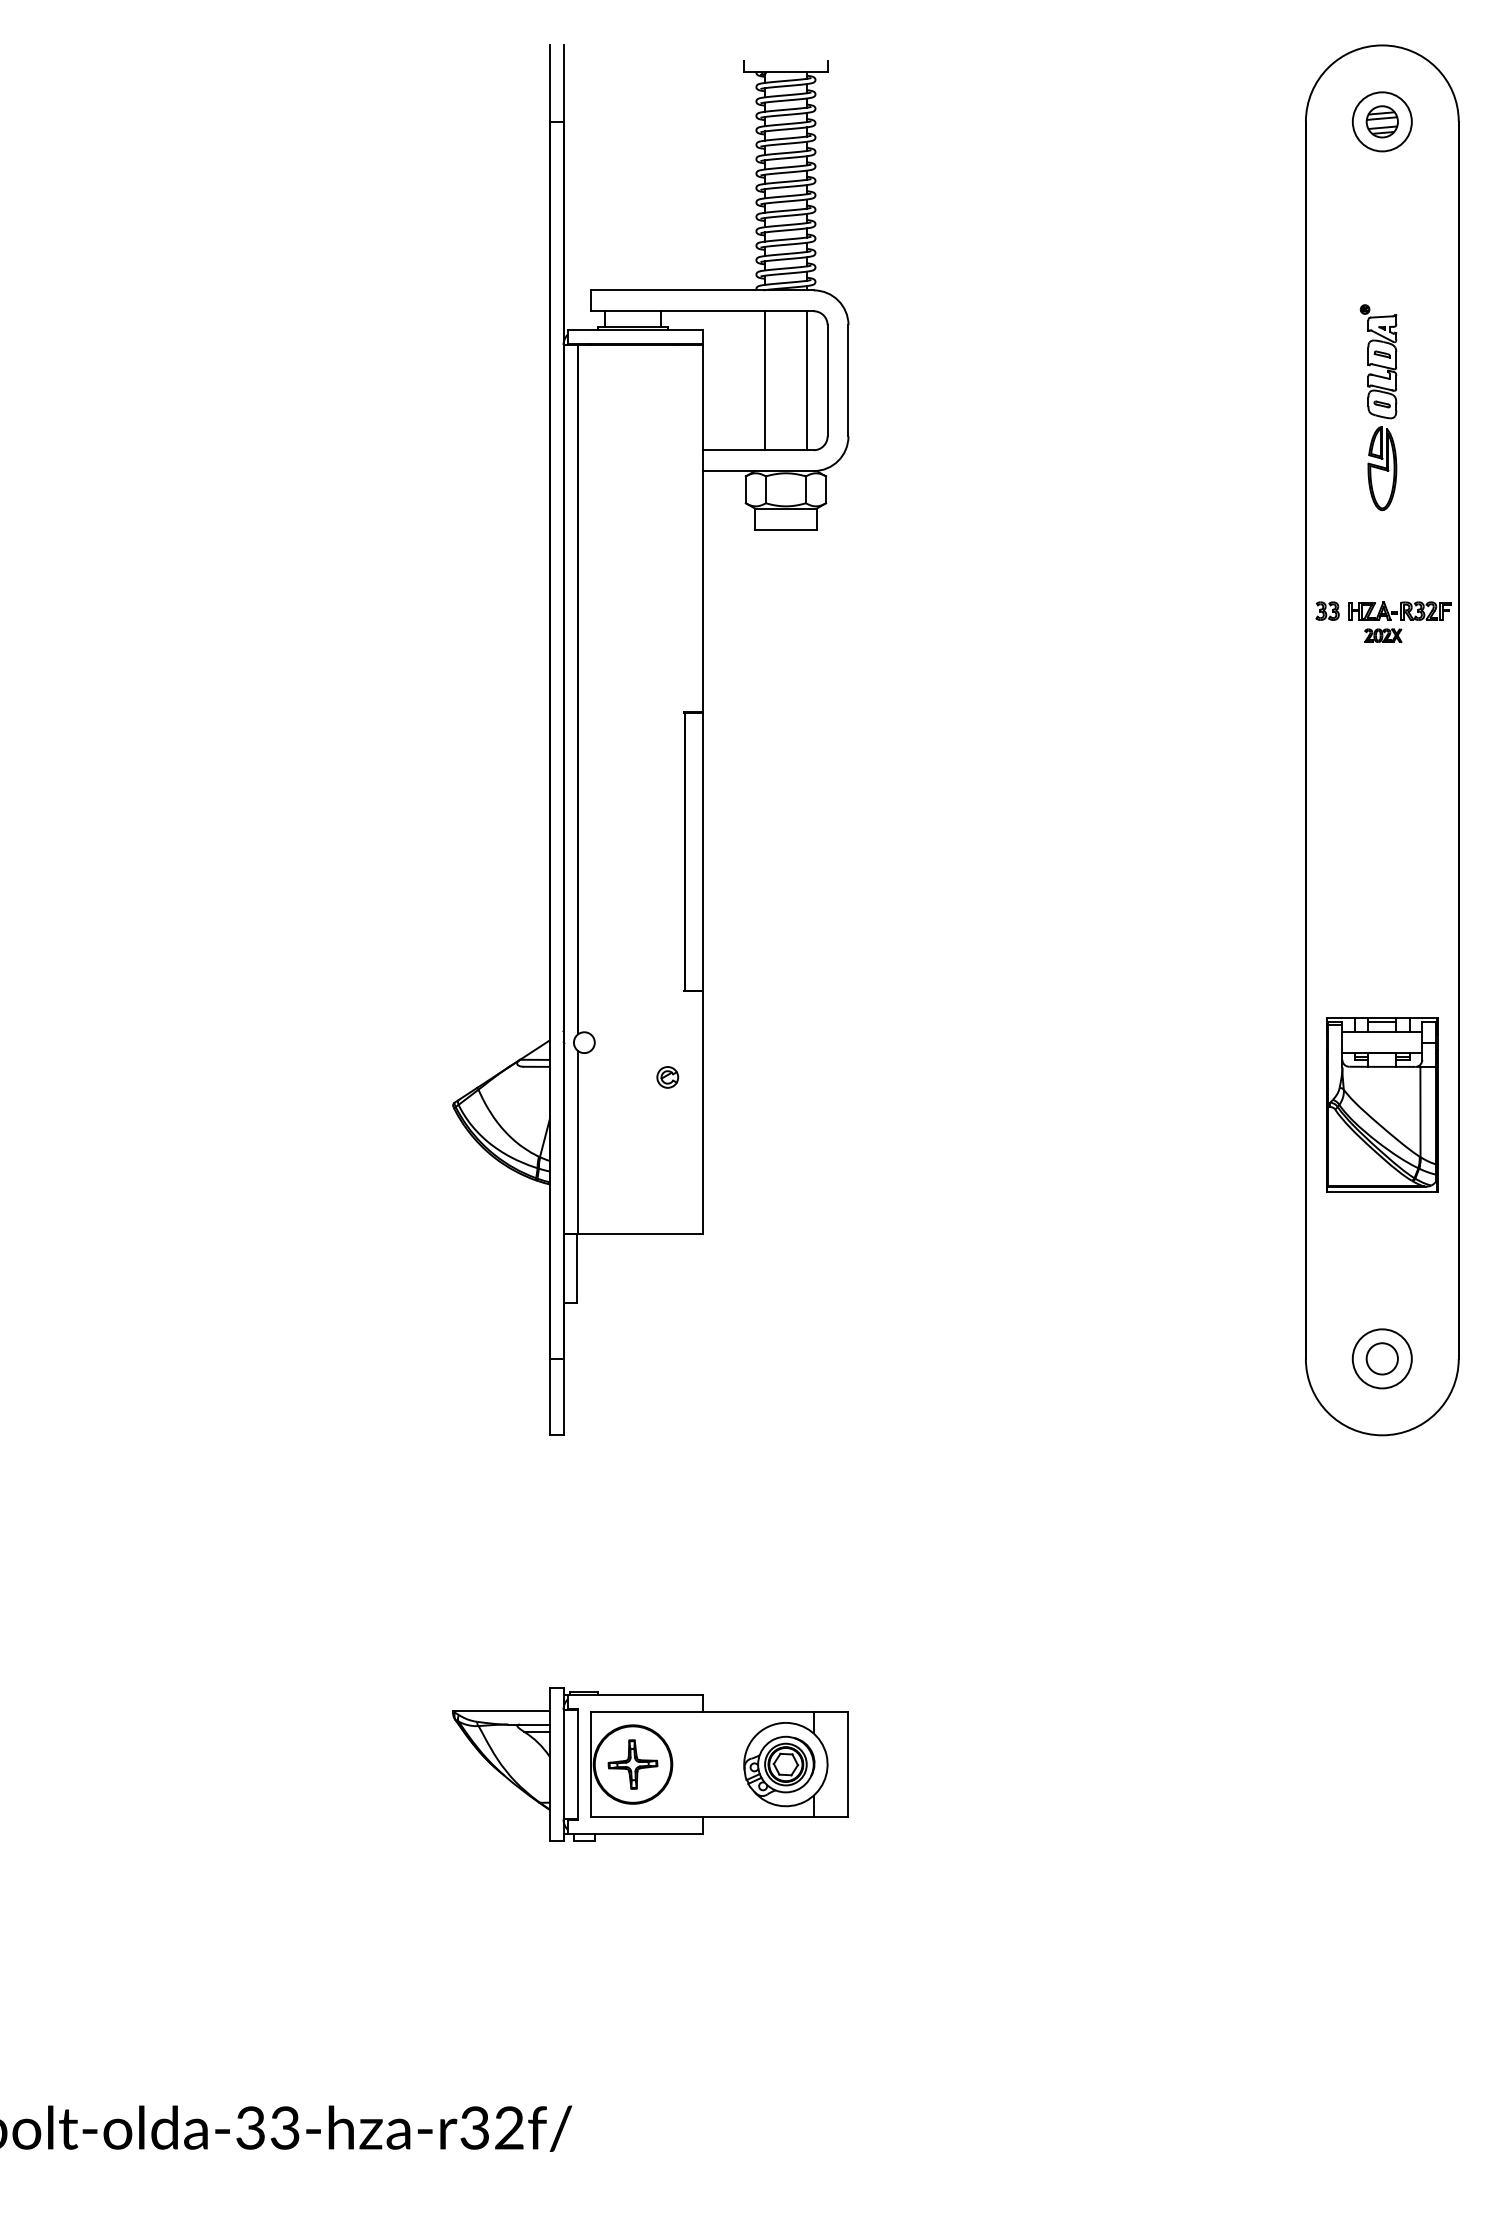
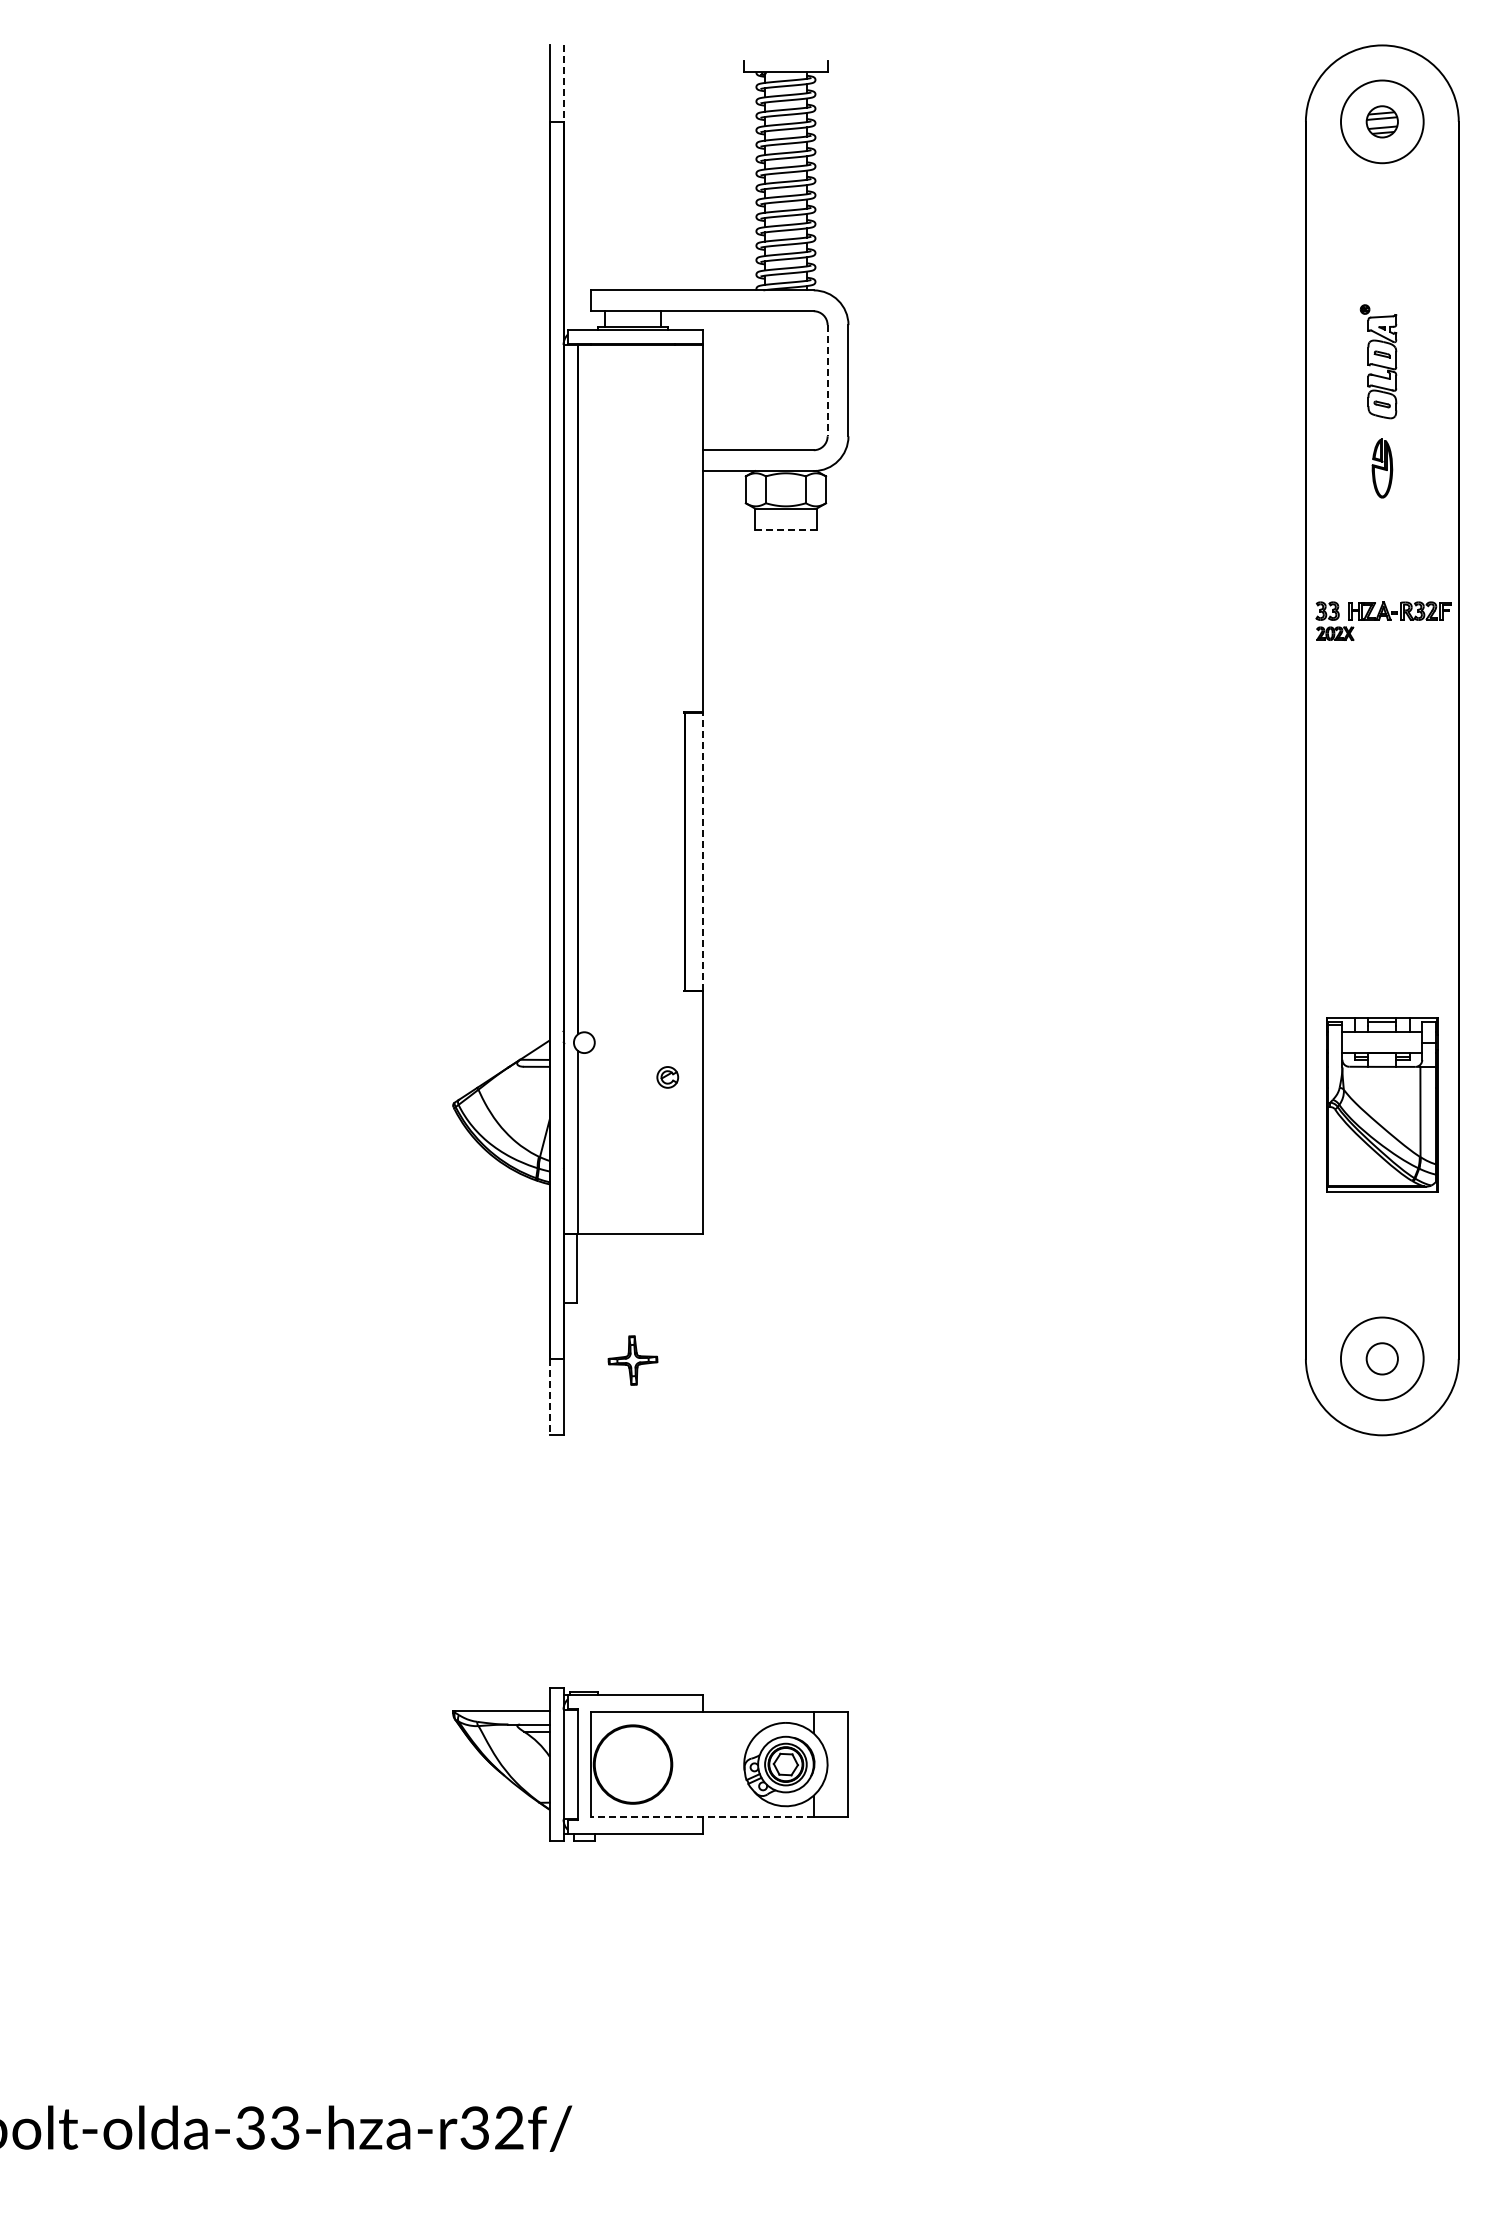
line: solid -> dashed (563, 84)
circle diameter: 59 px -> 83 px (1381, 121)
line: present -> none (765, 380)
line: present -> none (806, 380)
line: solid -> dashed (827, 380)
part size: 31x85 px -> 23x61 px (1382, 468)
line: solid -> dashed (785, 530)
part position: (1383, 635) -> (1335, 633) (1335, 633)
line: solid -> dashed (702, 851)
circle diameter: 59 px -> 83 px (1381, 1358)
line: solid -> dashed (549, 1397)
part position: (632, 1764) -> (632, 1360) (632, 1360)
line: solid -> dashed (702, 1816)
